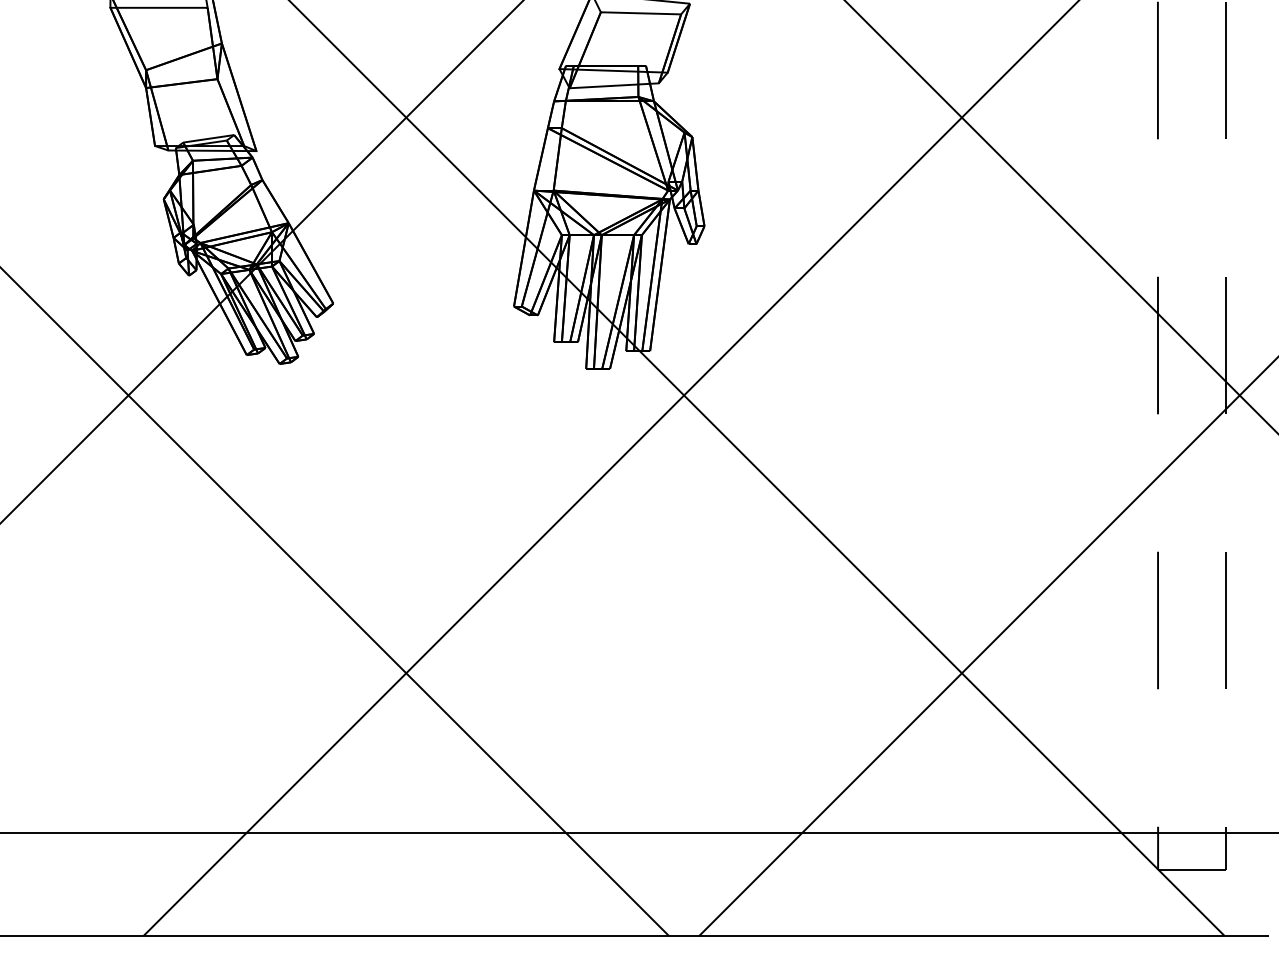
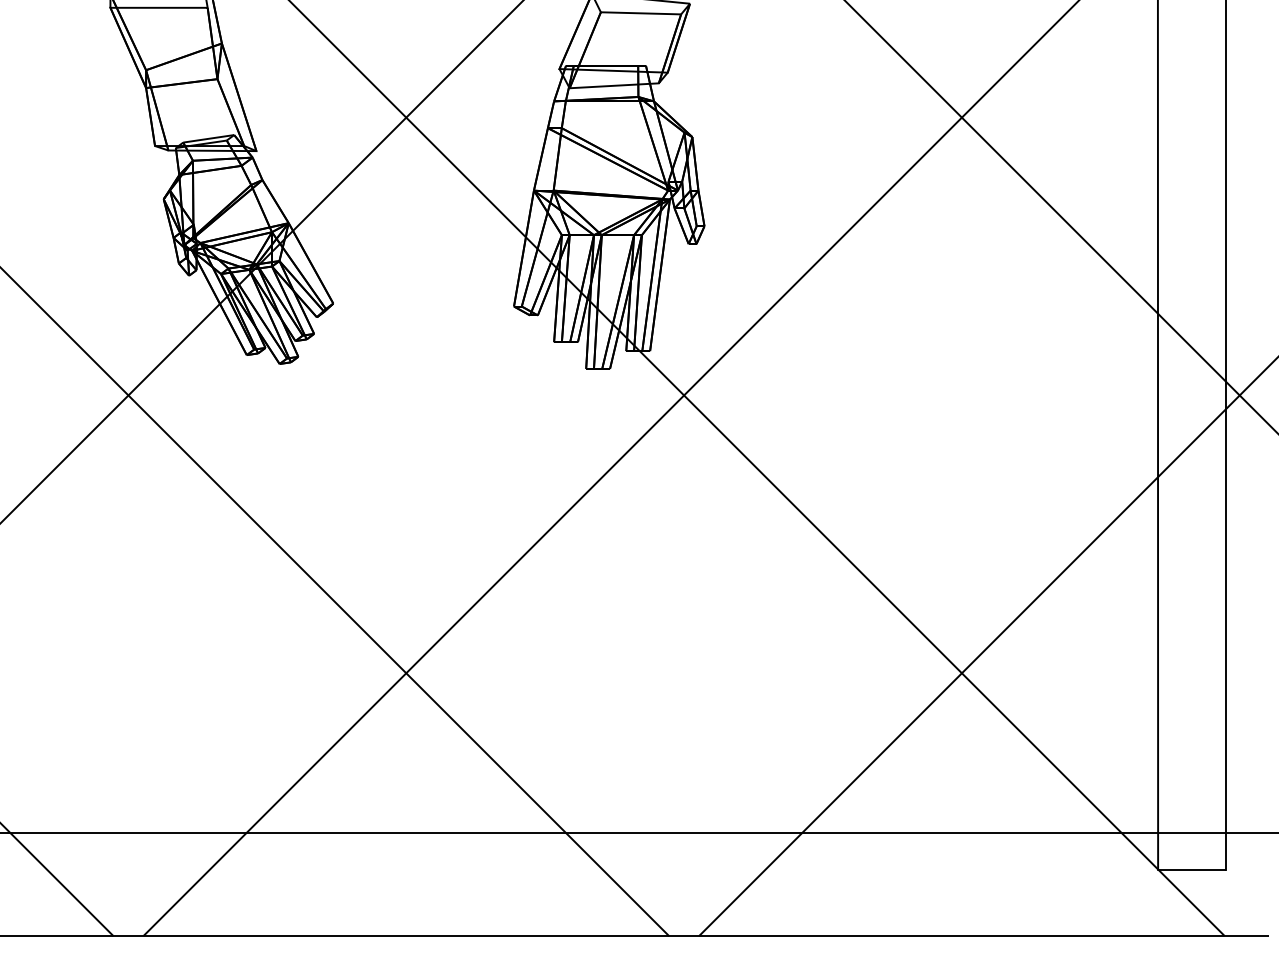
line: dashed -> solid (1158, 435)
line: dashed -> solid (1226, 435)
line: none -> present (57, 880)
